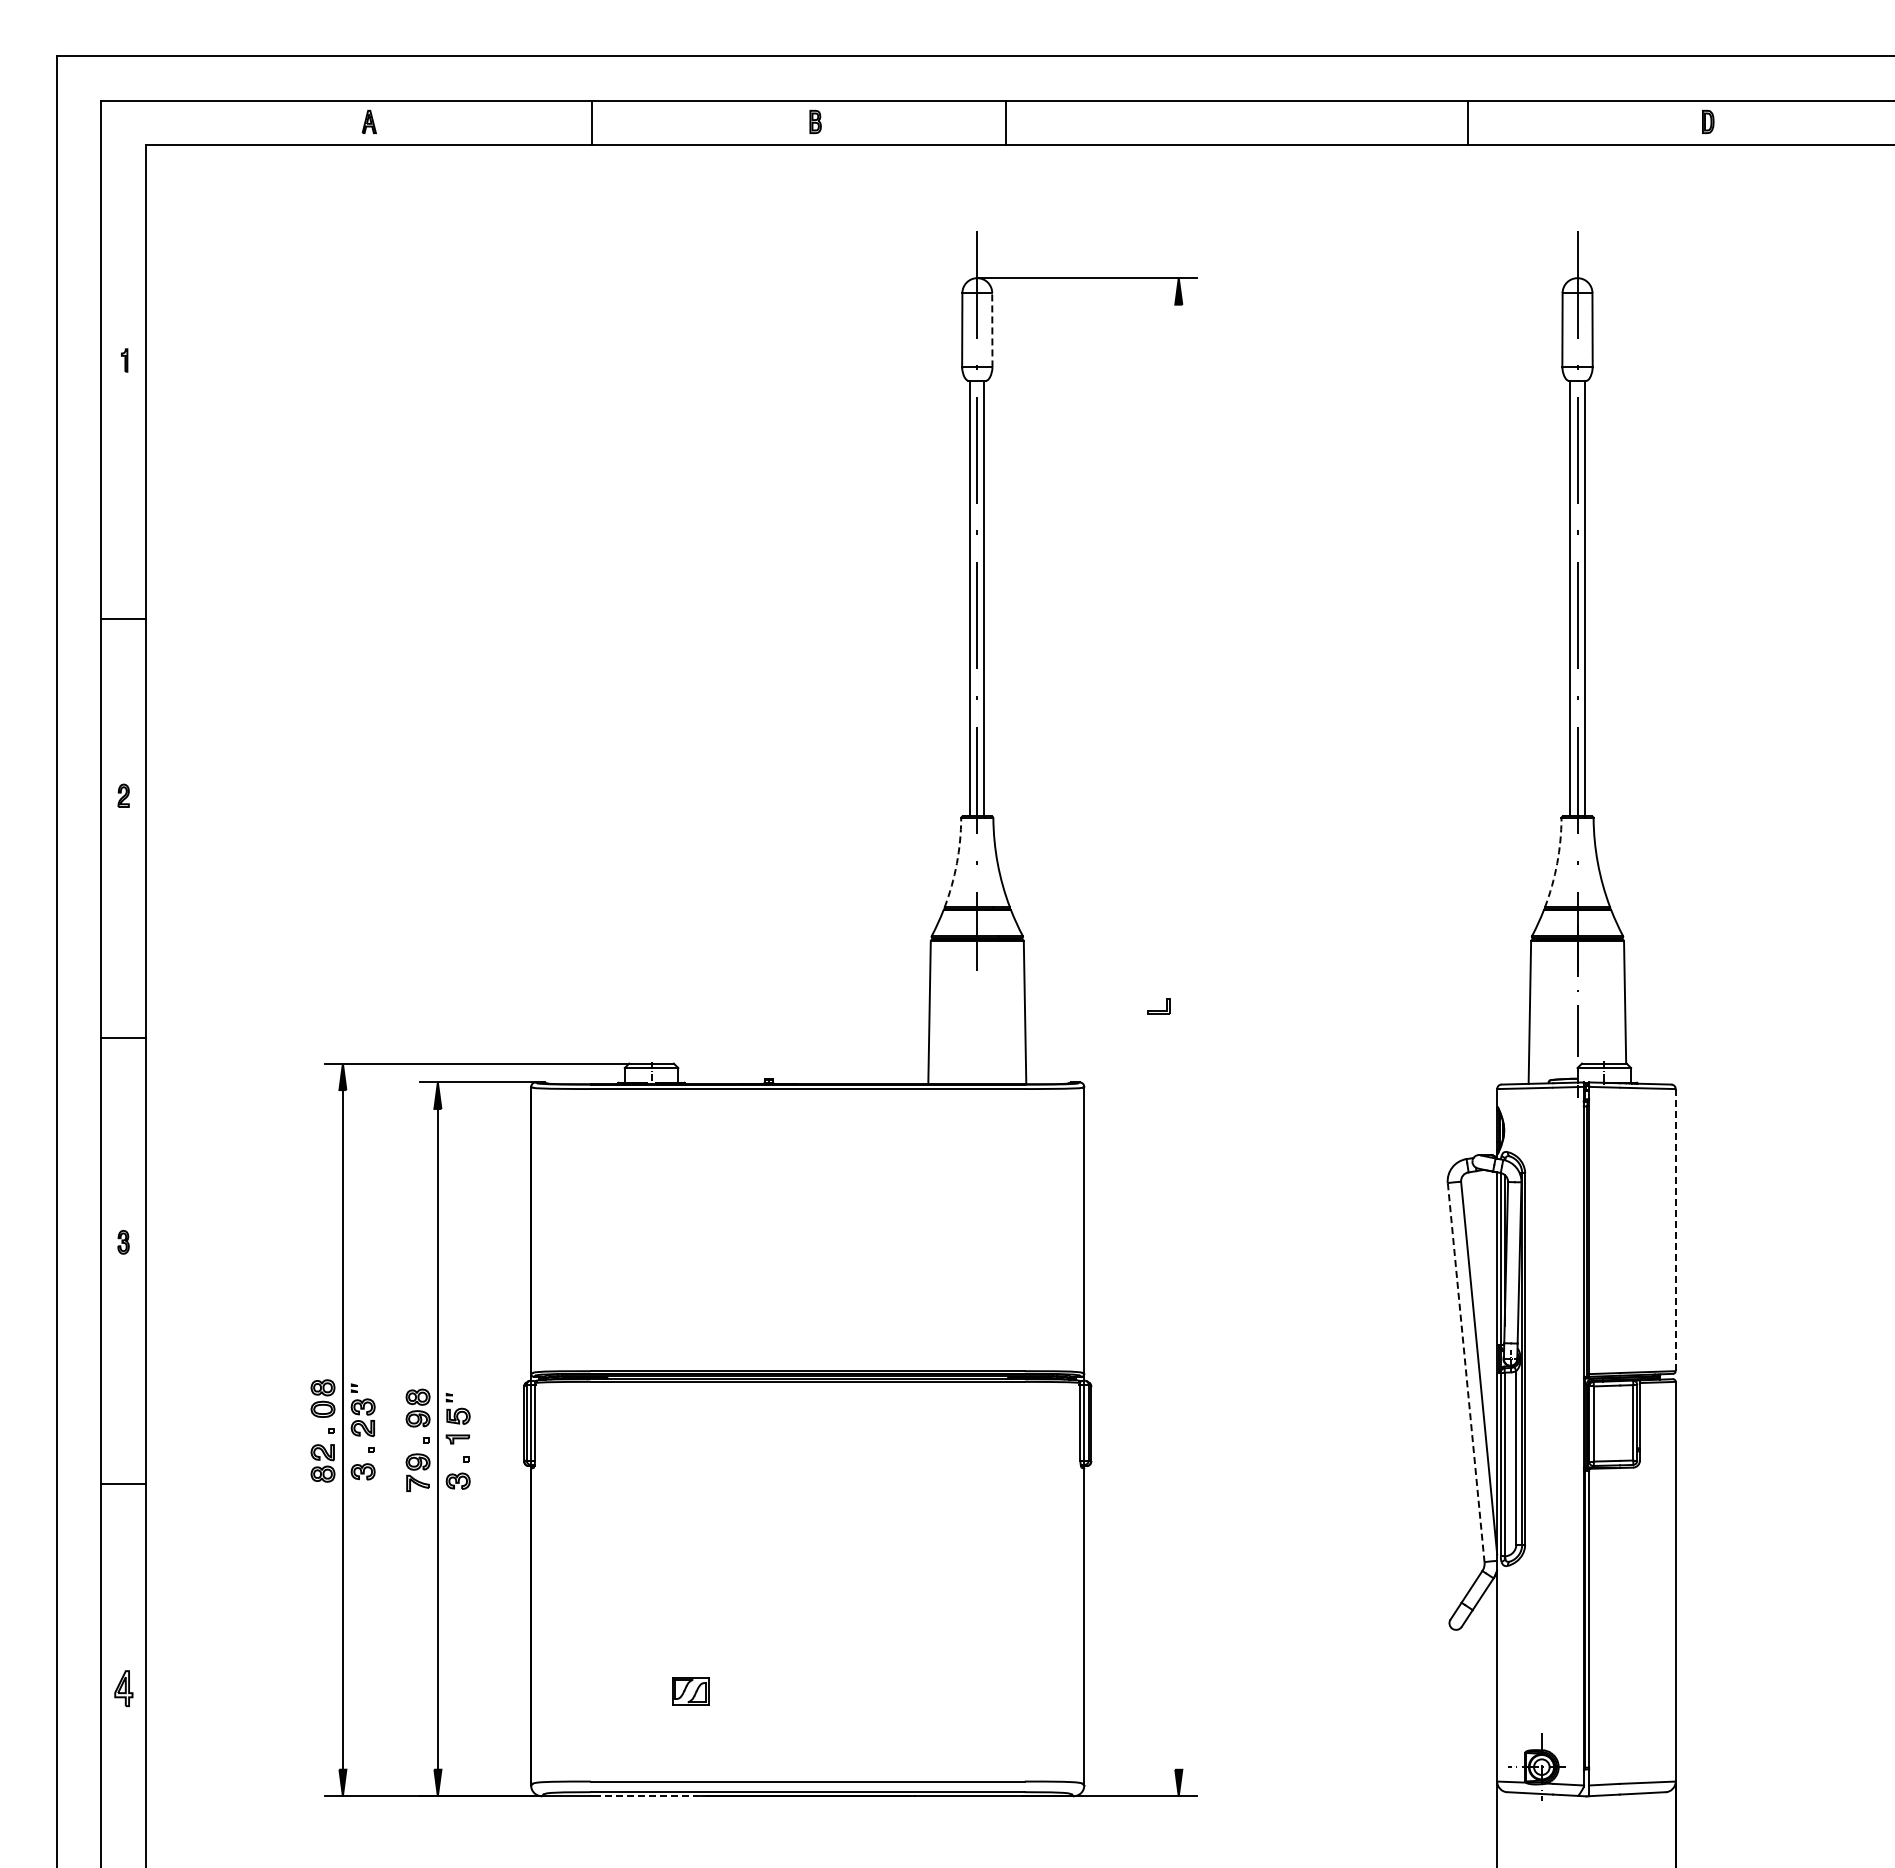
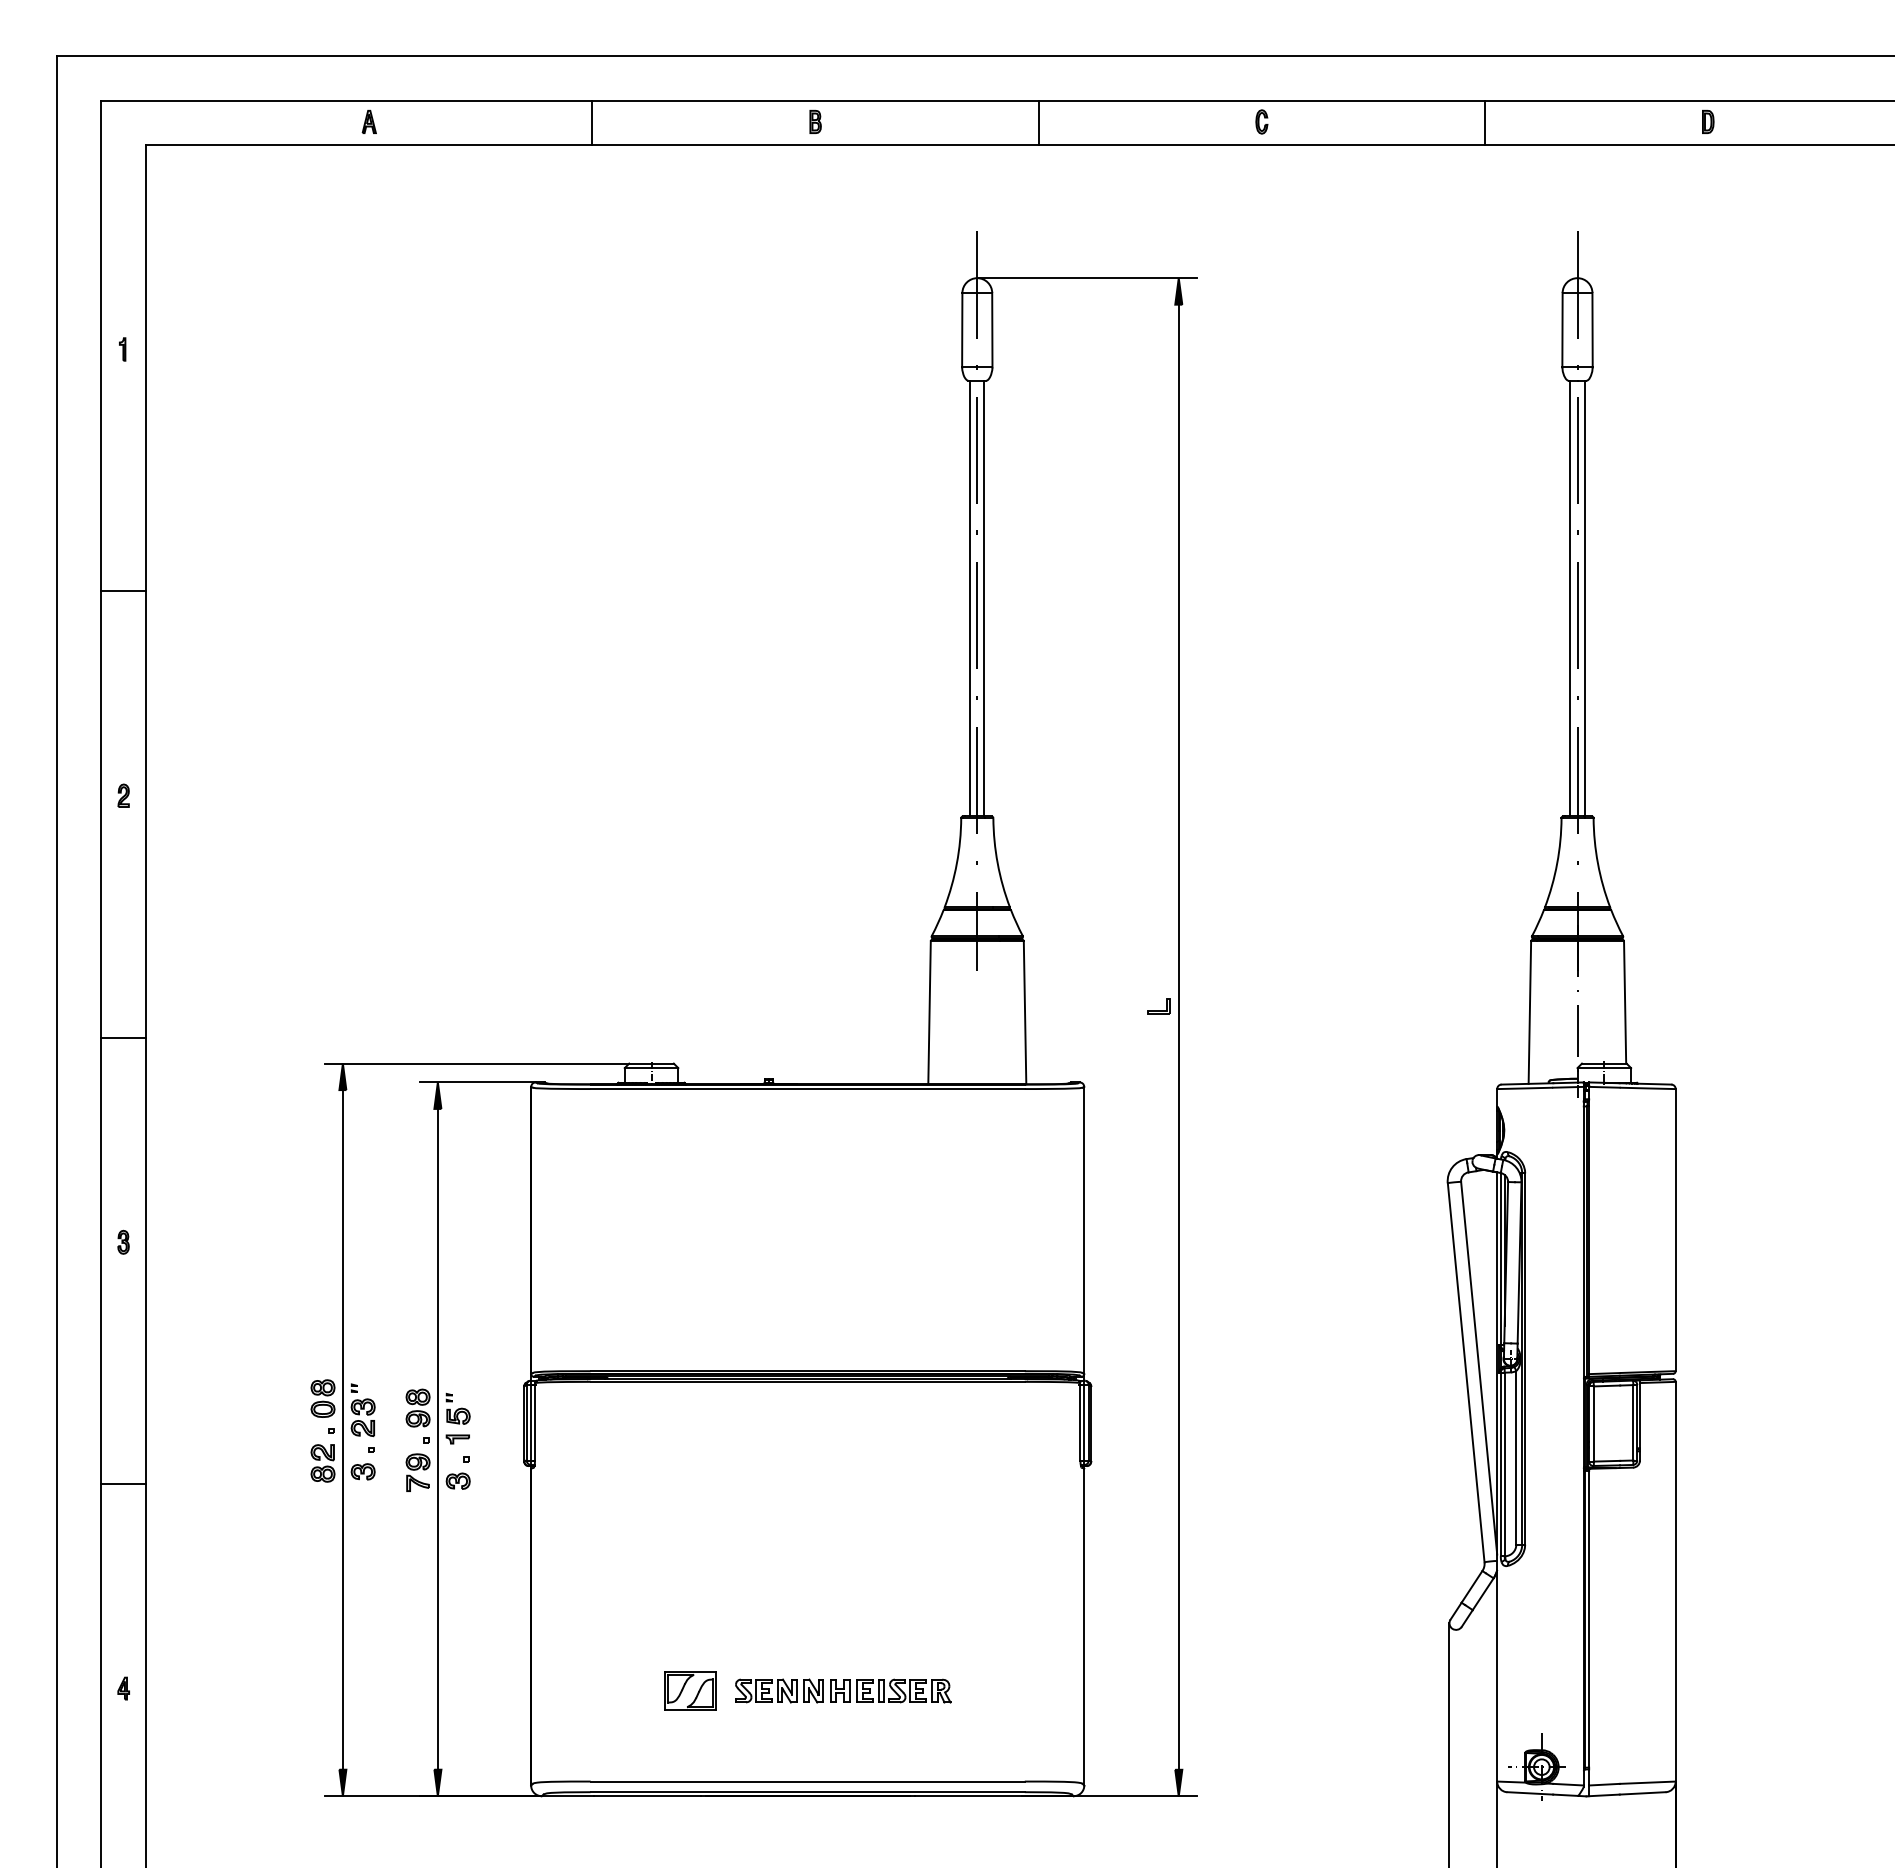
part: none -> present (1261, 121)
line position: (1005, 122) -> (1038, 122) (1038, 122)
line position: (1467, 122) -> (1484, 122) (1484, 122)
line: dashed -> solid (992, 329)
part position: (124, 360) -> (122, 349) (122, 349)
line position: (123, 619) -> (123, 591) (123, 591)
arc: dashed -> solid (956, 863)
arc: dashed -> solid (1557, 863)
line: none -> present (1178, 1036)
line: dashed -> solid (1675, 1229)
line: dashed -> solid (1466, 1373)
part size: 20x38 px -> 13x25 px (123, 1688)
part: none -> present (843, 1690)
part size: 38x29 px -> 53x40 px (690, 1690)
line: none -> present (1449, 1743)
line: dashed -> solid (647, 1796)
